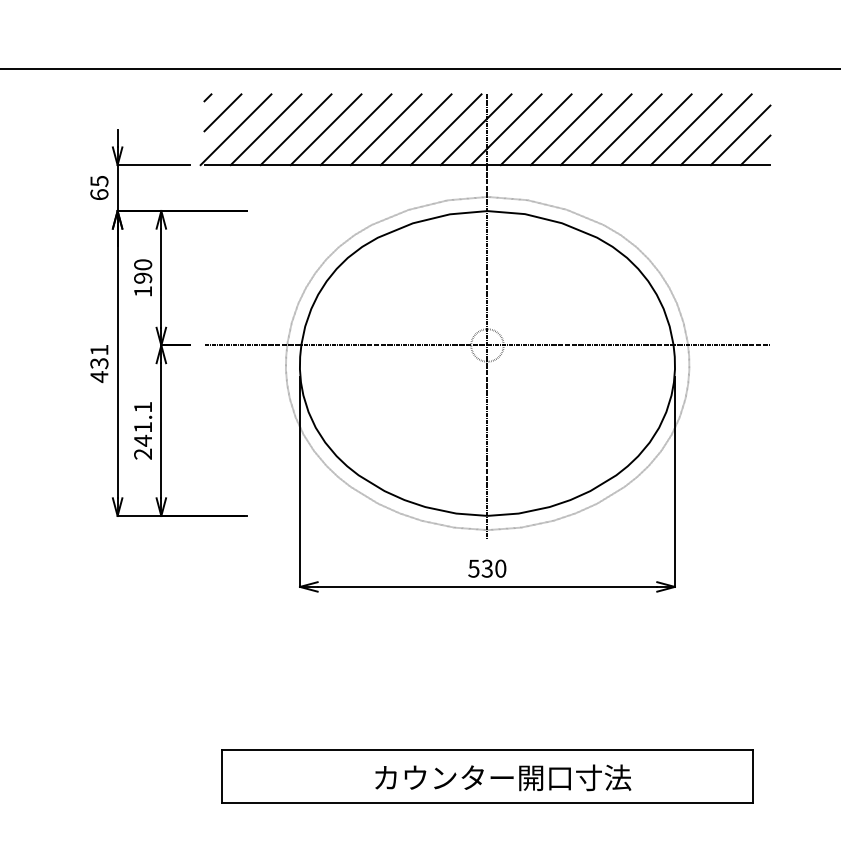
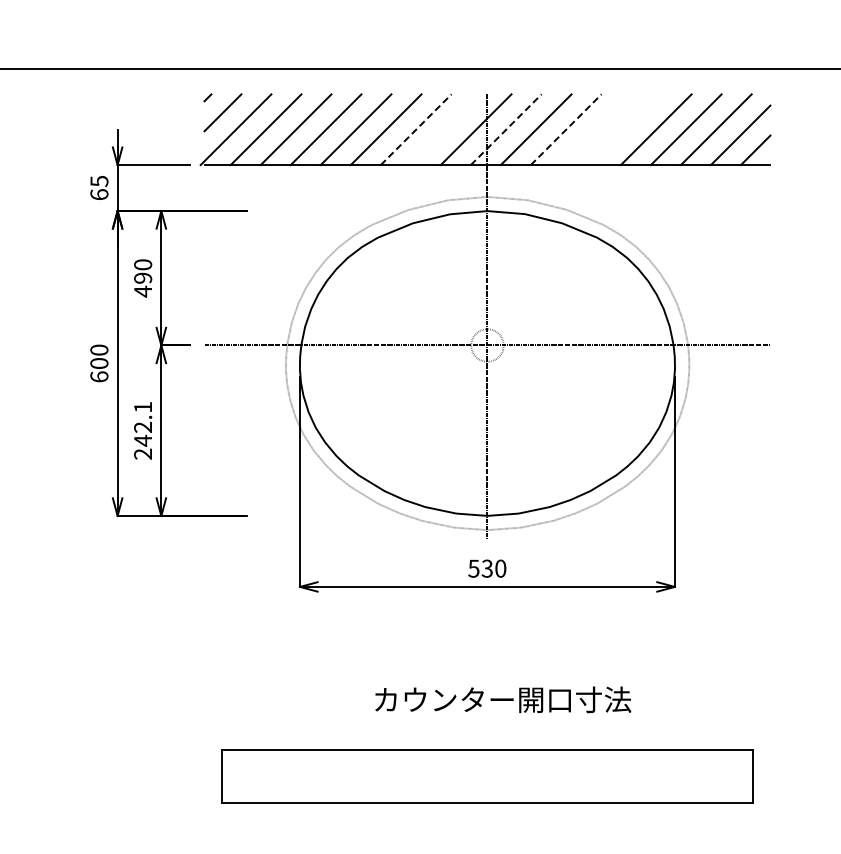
line: solid -> dashed (416, 129)
line: present -> none (445, 129)
line: solid -> dashed (506, 129)
line: solid -> dashed (566, 129)
line: present -> none (595, 129)
line: present -> none (625, 129)
text: 190 -> 490 (142, 291)
text: 431 -> 600 (99, 363)
text: 241.1 -> 242.1 (142, 427)
text position: (503, 777) -> (503, 699) (503, 699)
